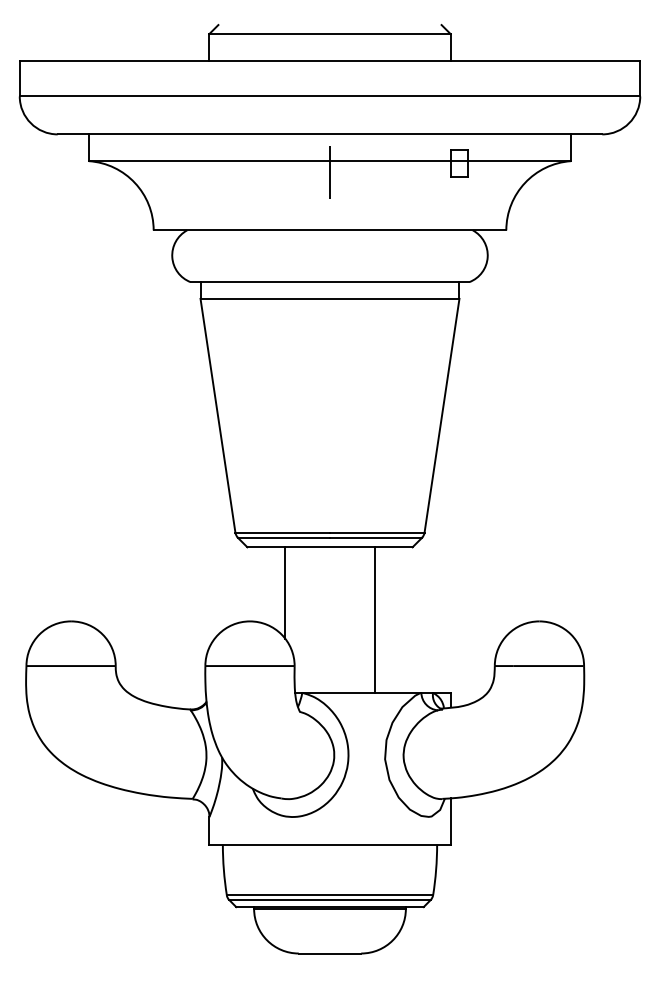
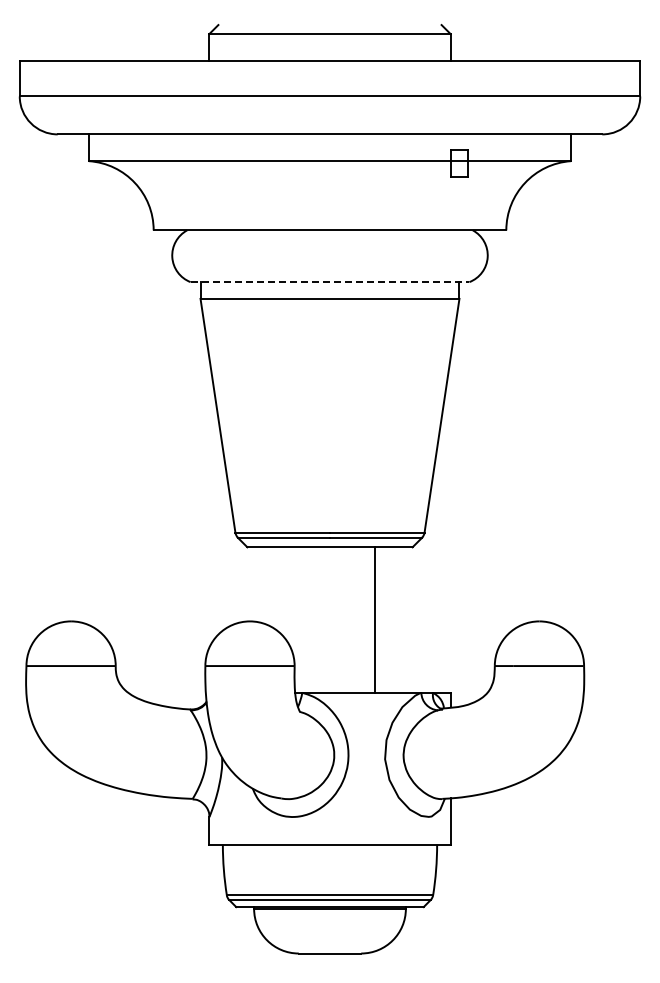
line: present -> none (330, 172)
line: solid -> dashed (330, 282)
line: present -> none (285, 592)
